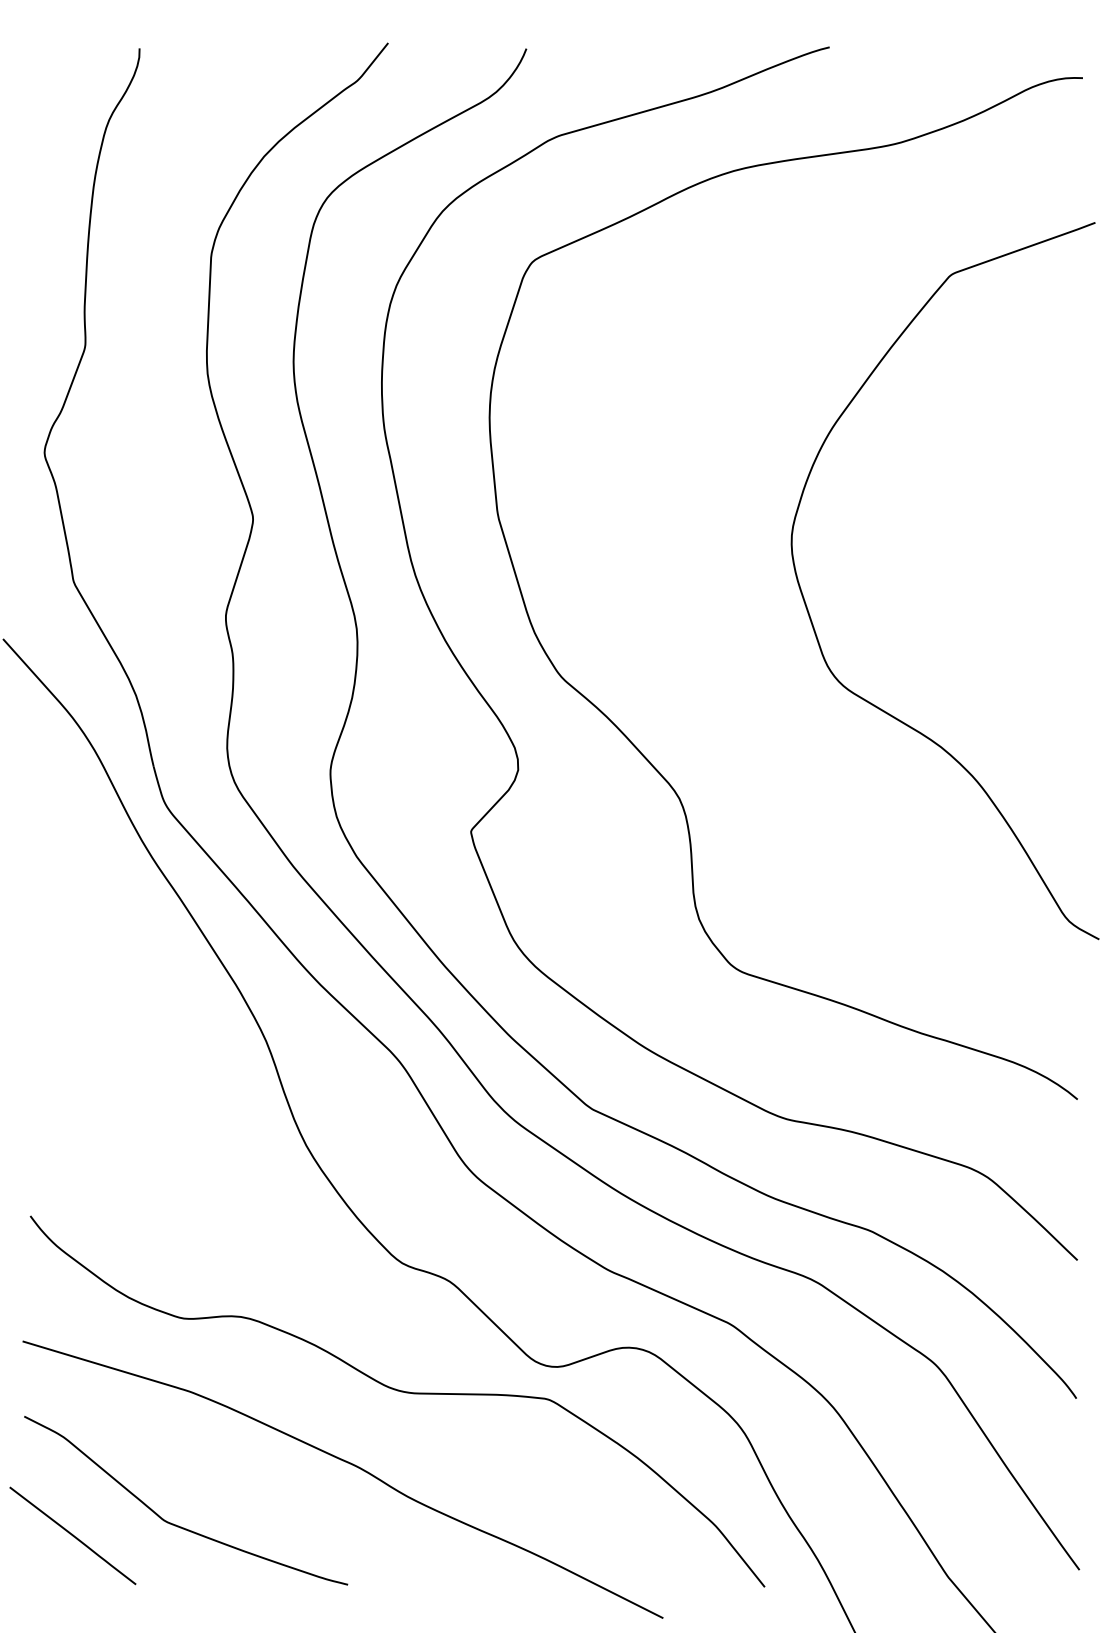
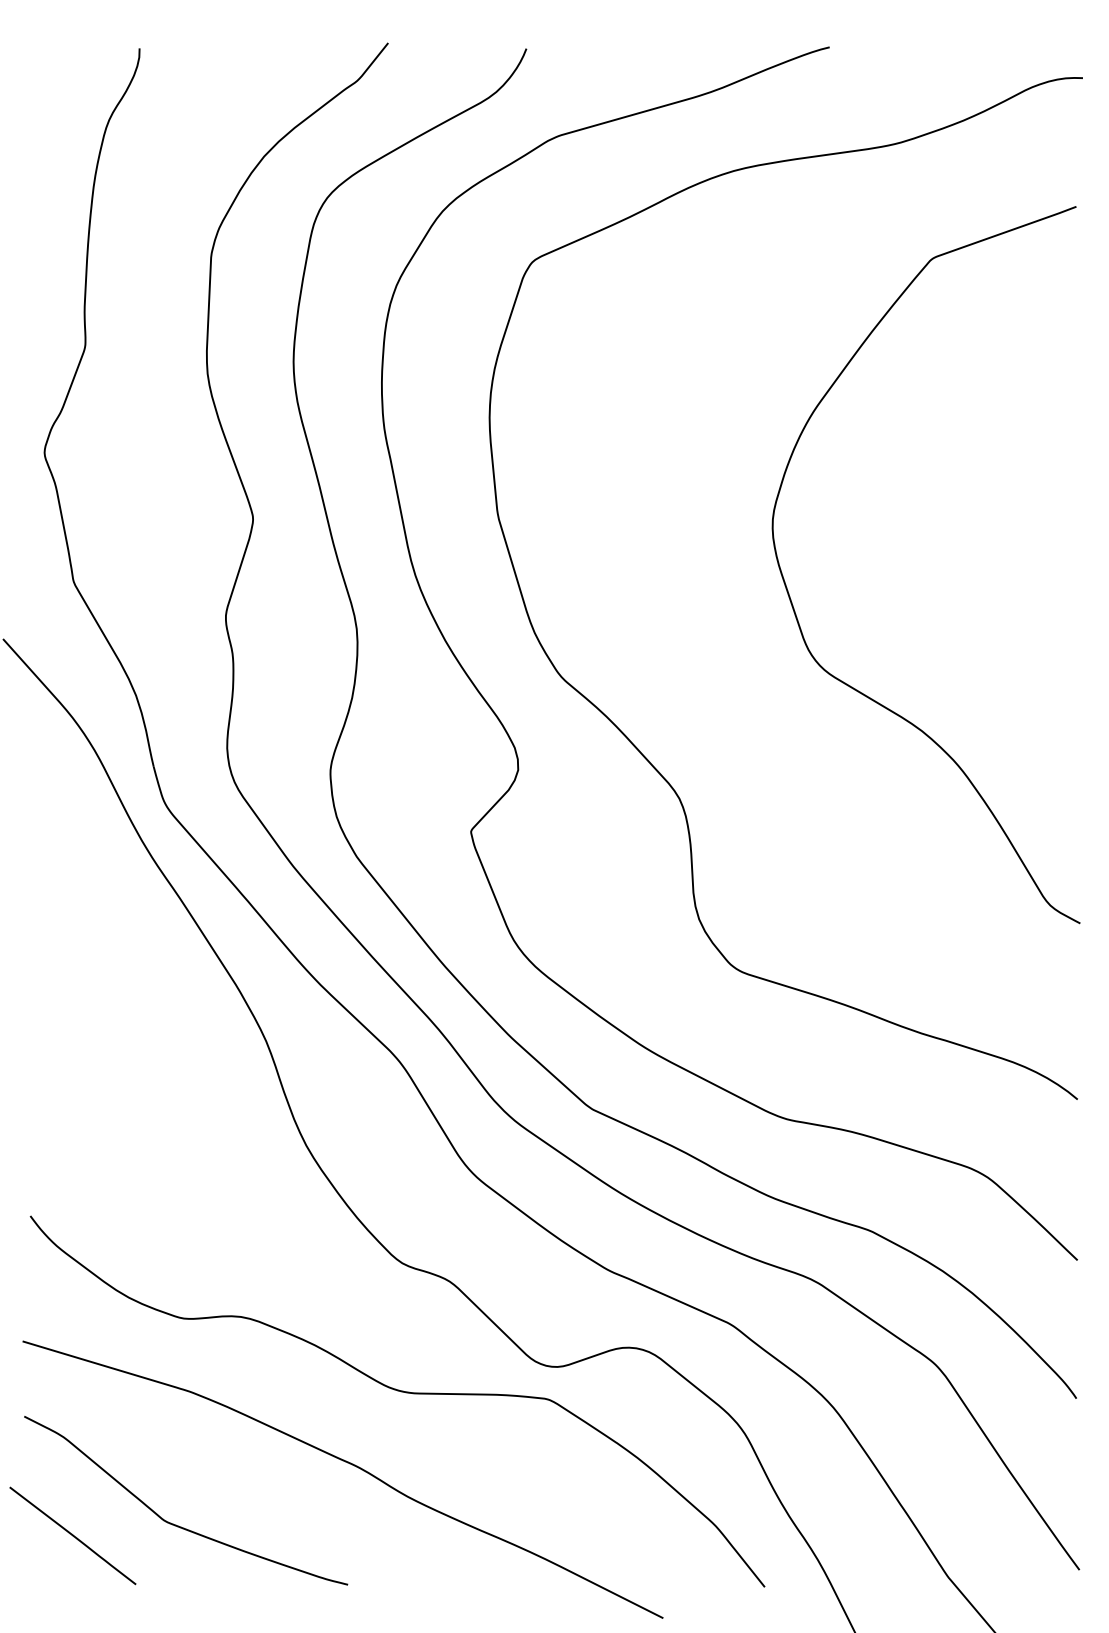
curve position: (813, 624) -> (794, 608) (794, 608)
